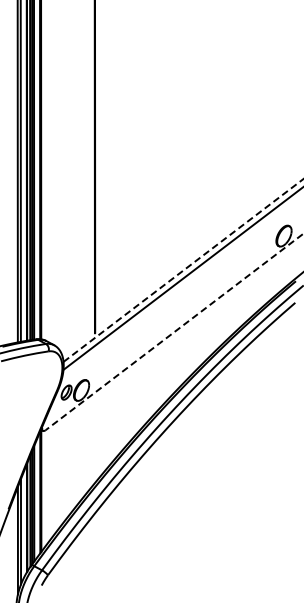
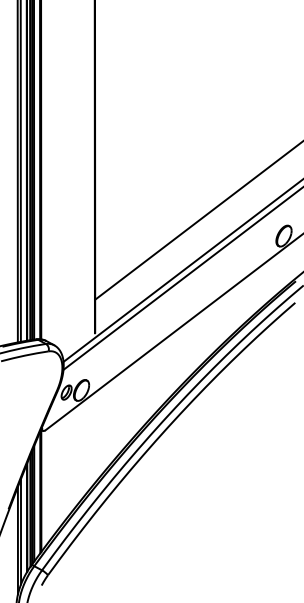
line: none -> present (197, 221)
line: dashed -> solid (183, 270)
line: dashed -> solid (174, 332)
